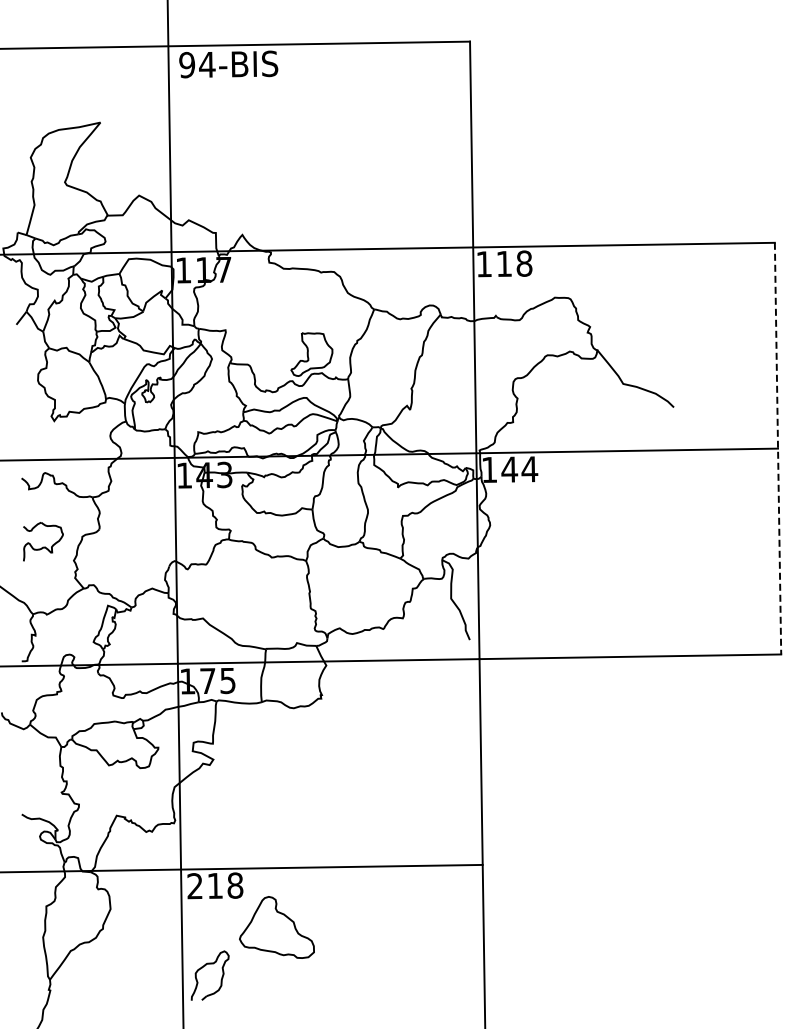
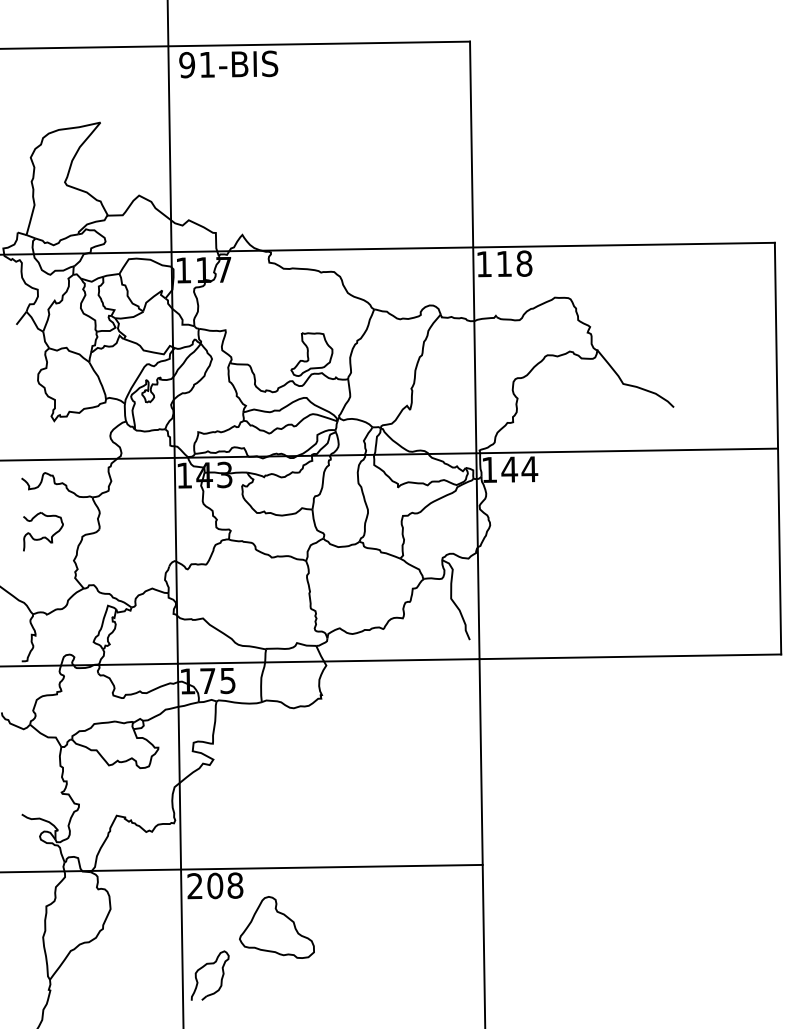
text: 94-BIS -> 91-BIS (207, 64)
line: dashed -> solid (778, 448)
part position: (43, 541) -> (43, 531) (43, 531)
text: 218 -> 208 (215, 885)
